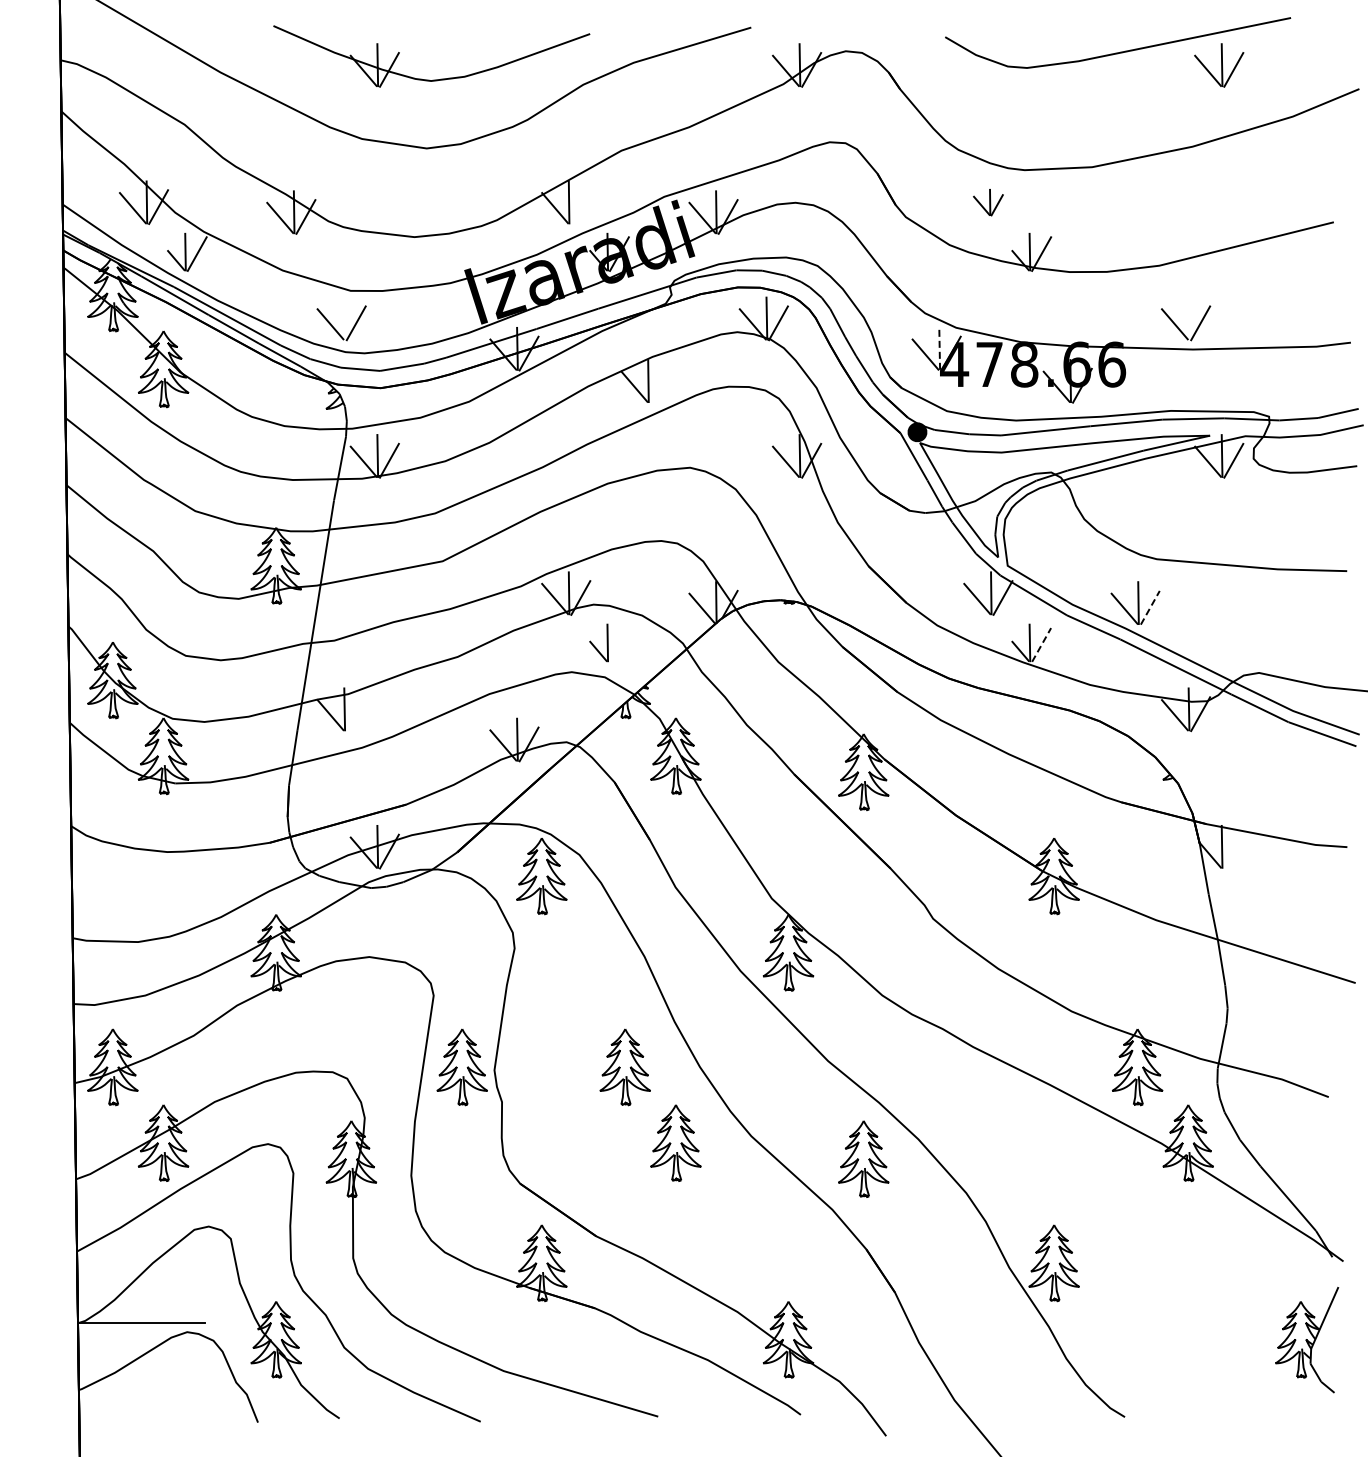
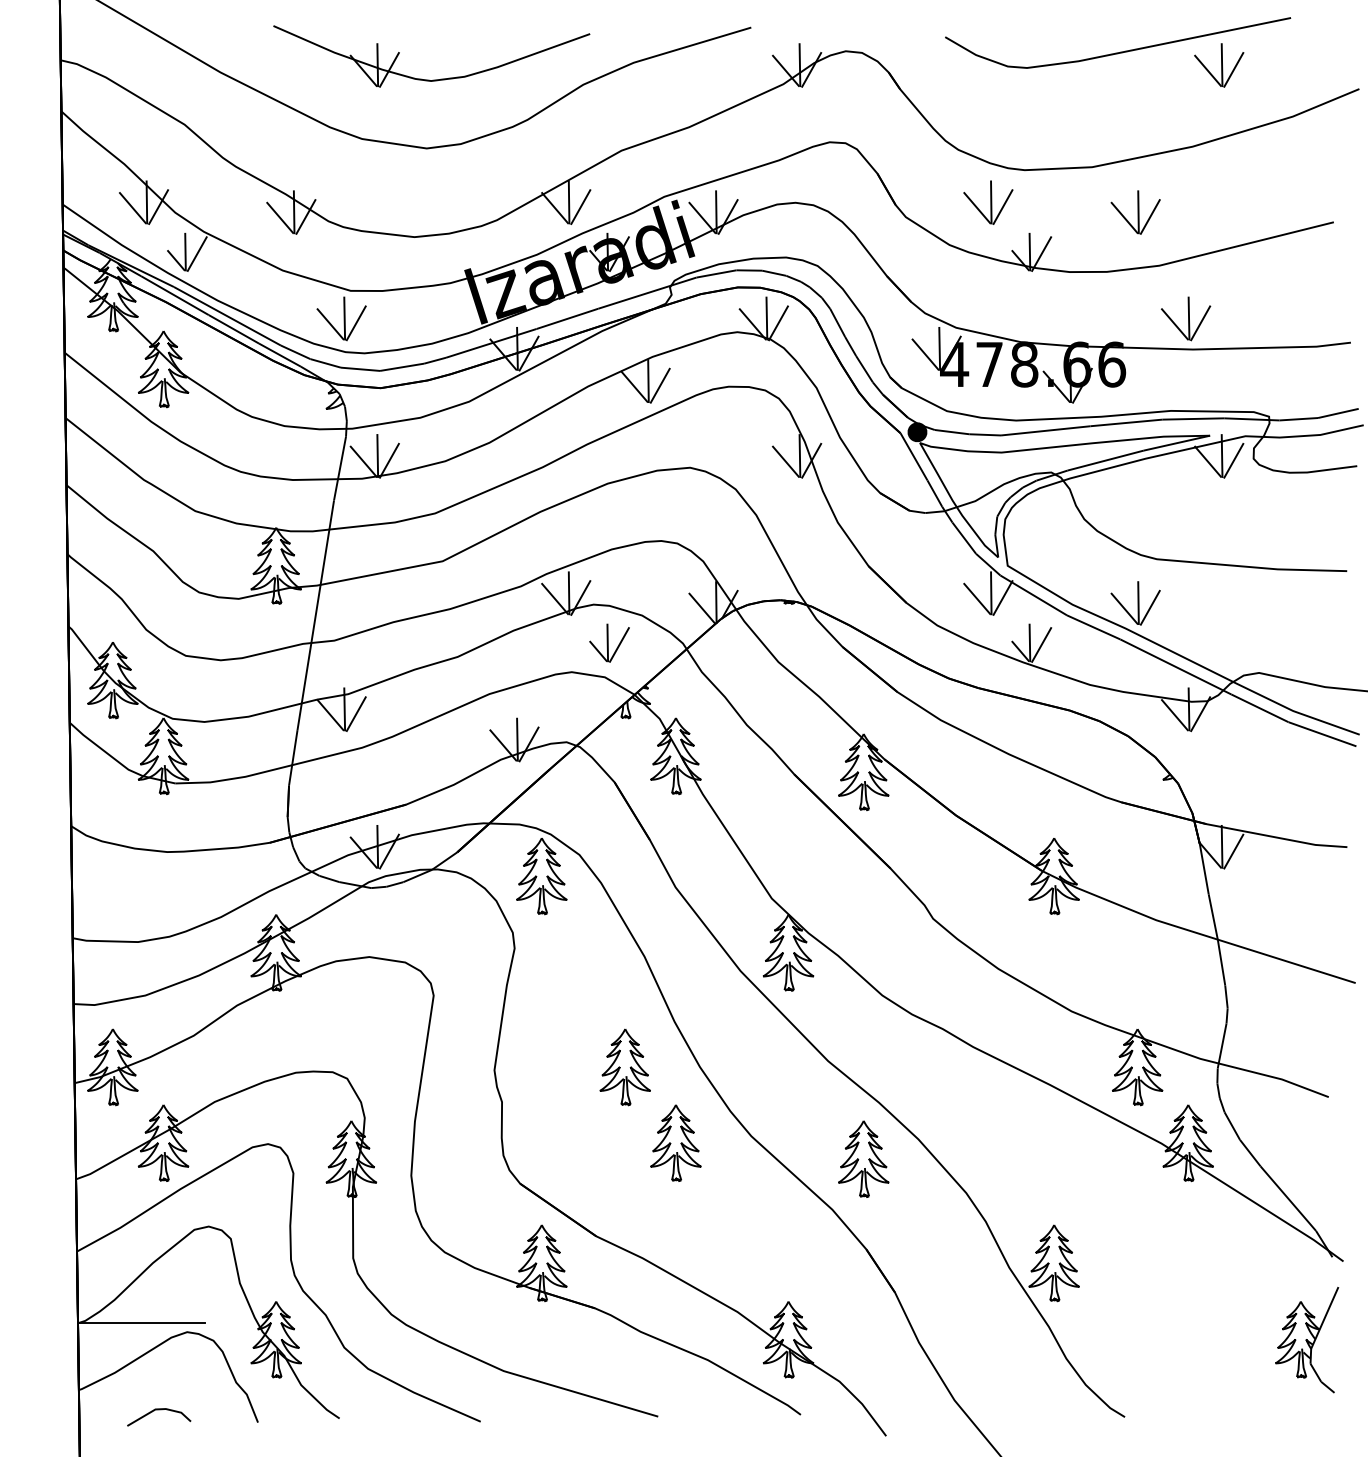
part size: 31x28 px -> 51x45 px (988, 202)
line: none -> present (580, 206)
part: none -> present (1135, 212)
line: none -> present (344, 318)
line: none -> present (1188, 318)
line: dashed -> solid (939, 348)
line: none -> present (659, 385)
line: dashed -> solid (1150, 607)
line: none -> present (619, 644)
line: dashed -> solid (1041, 644)
line: none -> present (355, 714)
line: none -> present (1233, 851)
part: present -> none (461, 1067)
line: none -> present (159, 1410)
